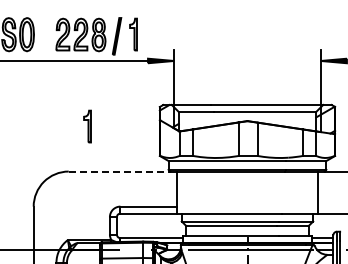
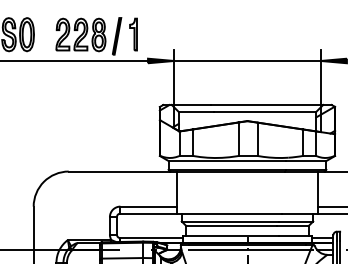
line: none -> present (247, 60)
part: present -> none (87, 126)
line: dashed -> solid (119, 171)
line: none -> present (330, 206)
